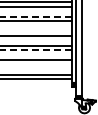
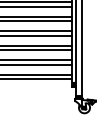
line: dashed -> solid (36, 16)
line: none -> present (37, 31)
line: dashed -> solid (36, 50)
line: none -> present (37, 64)
